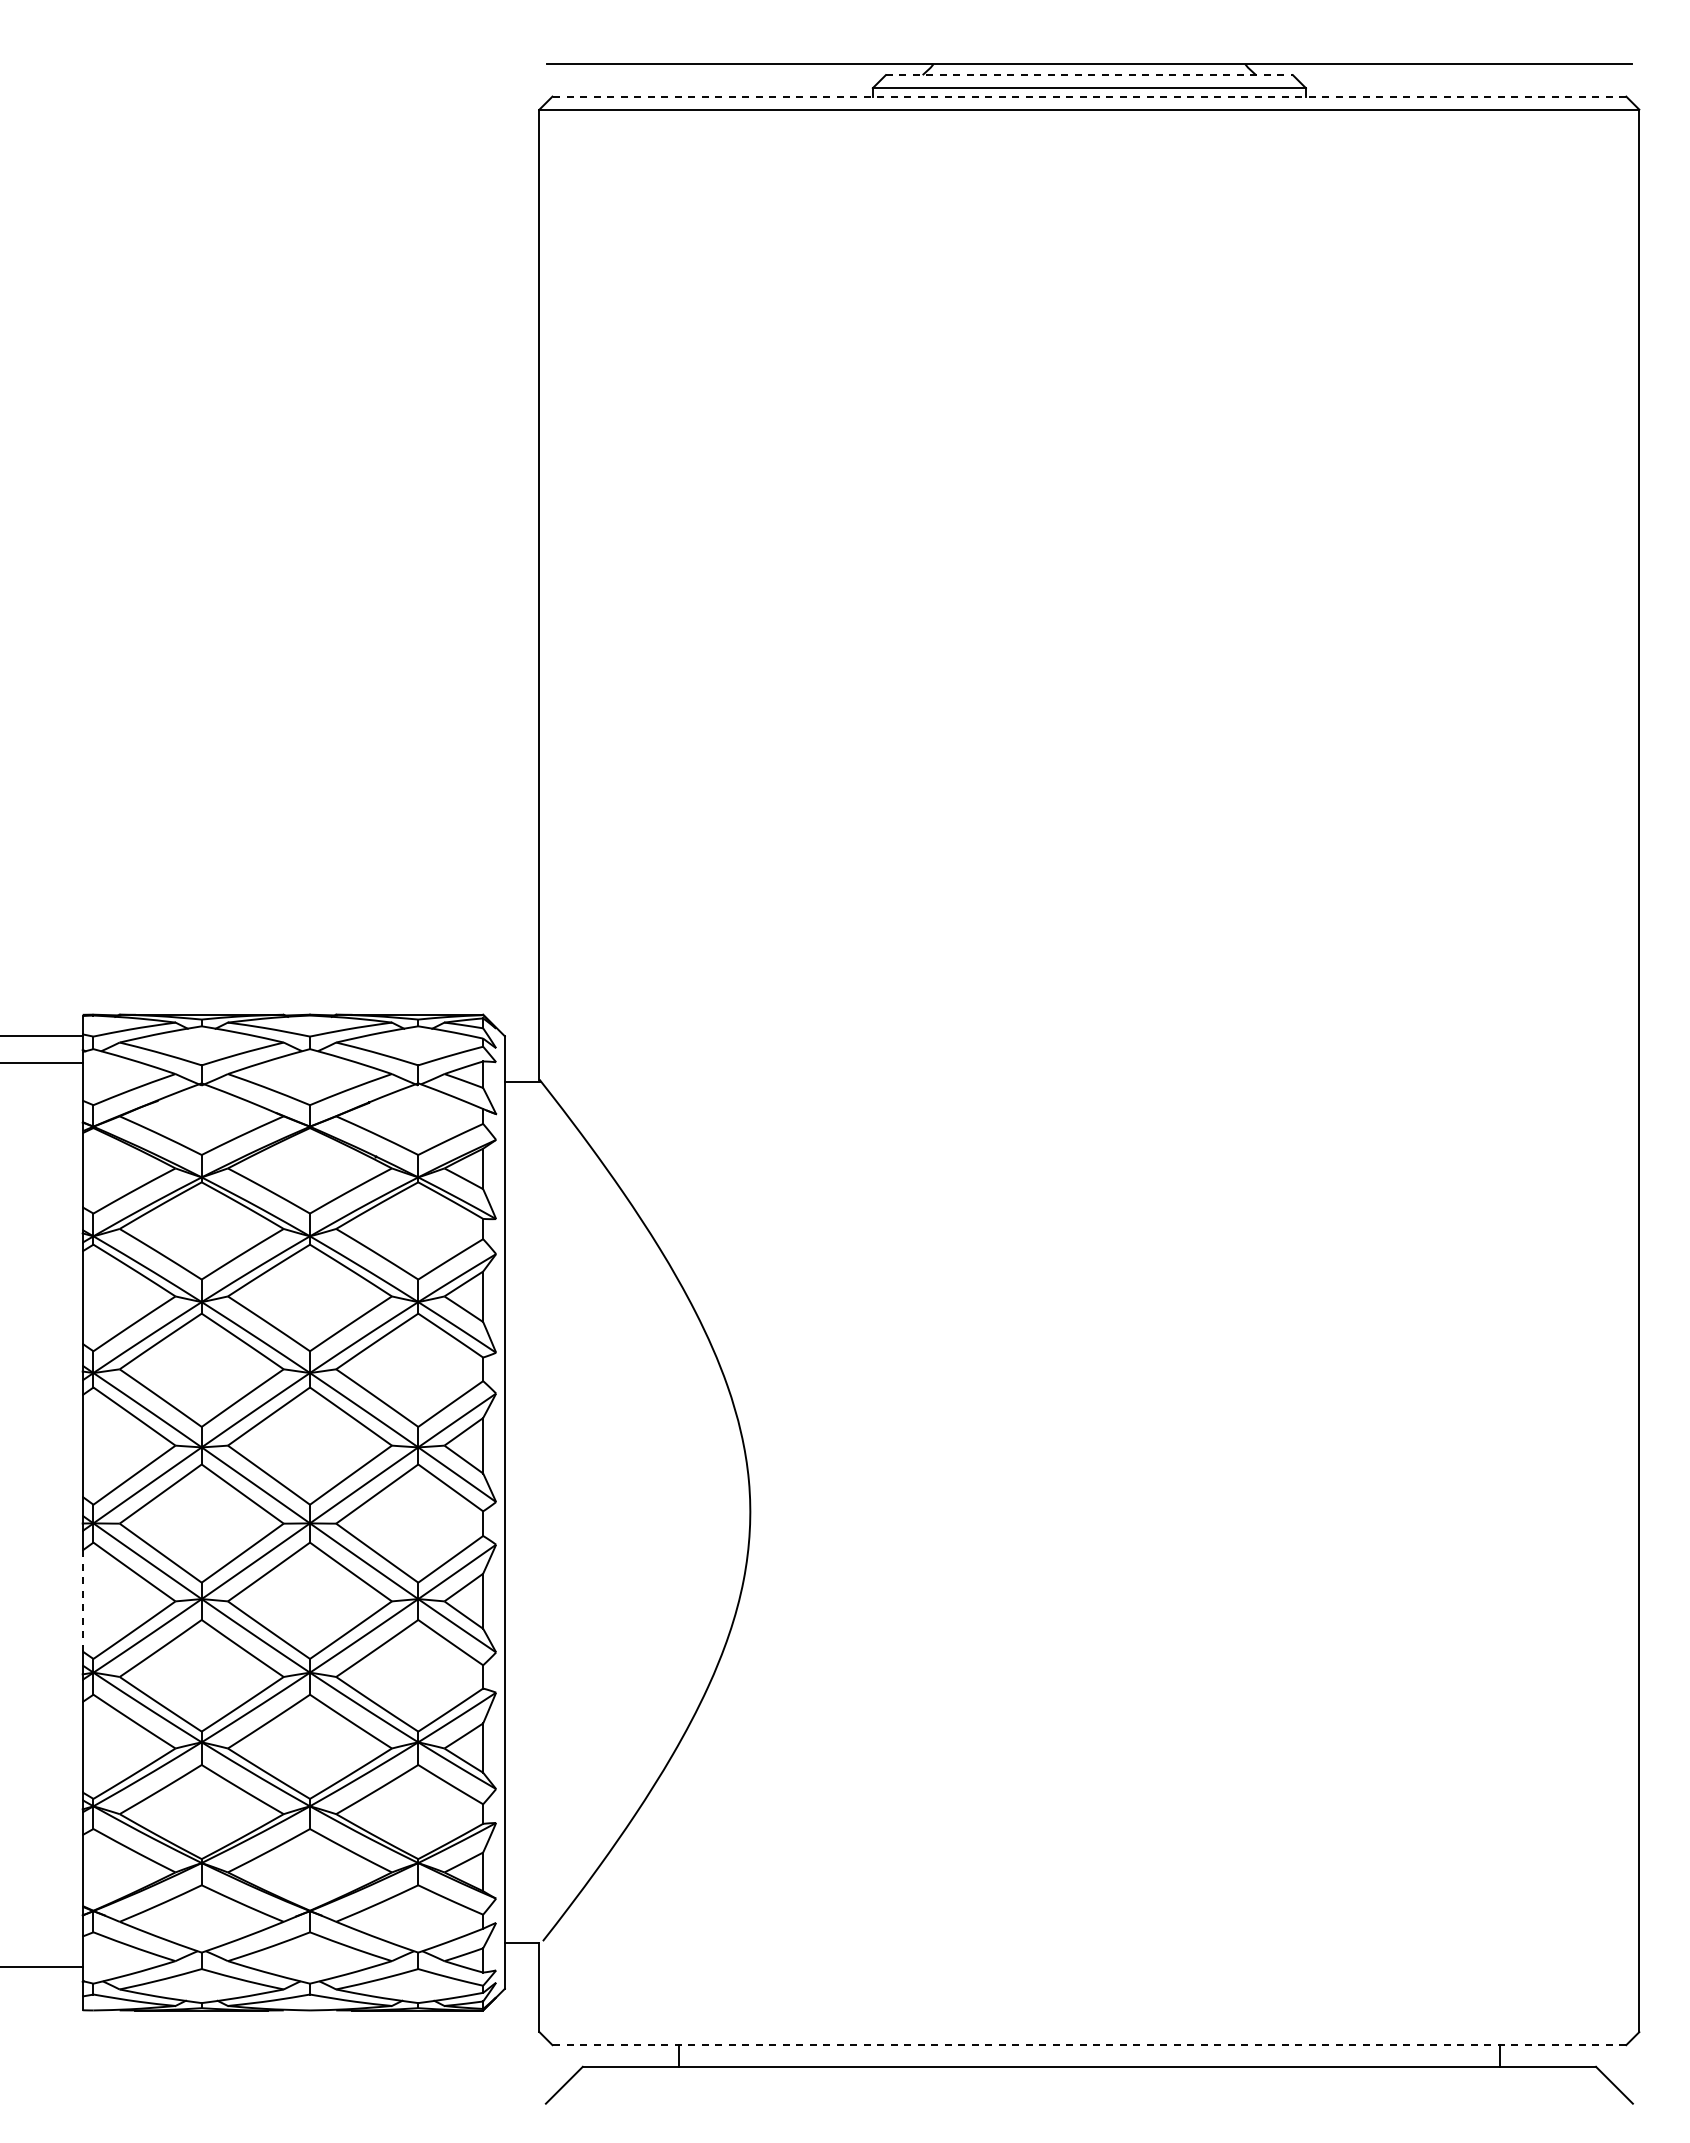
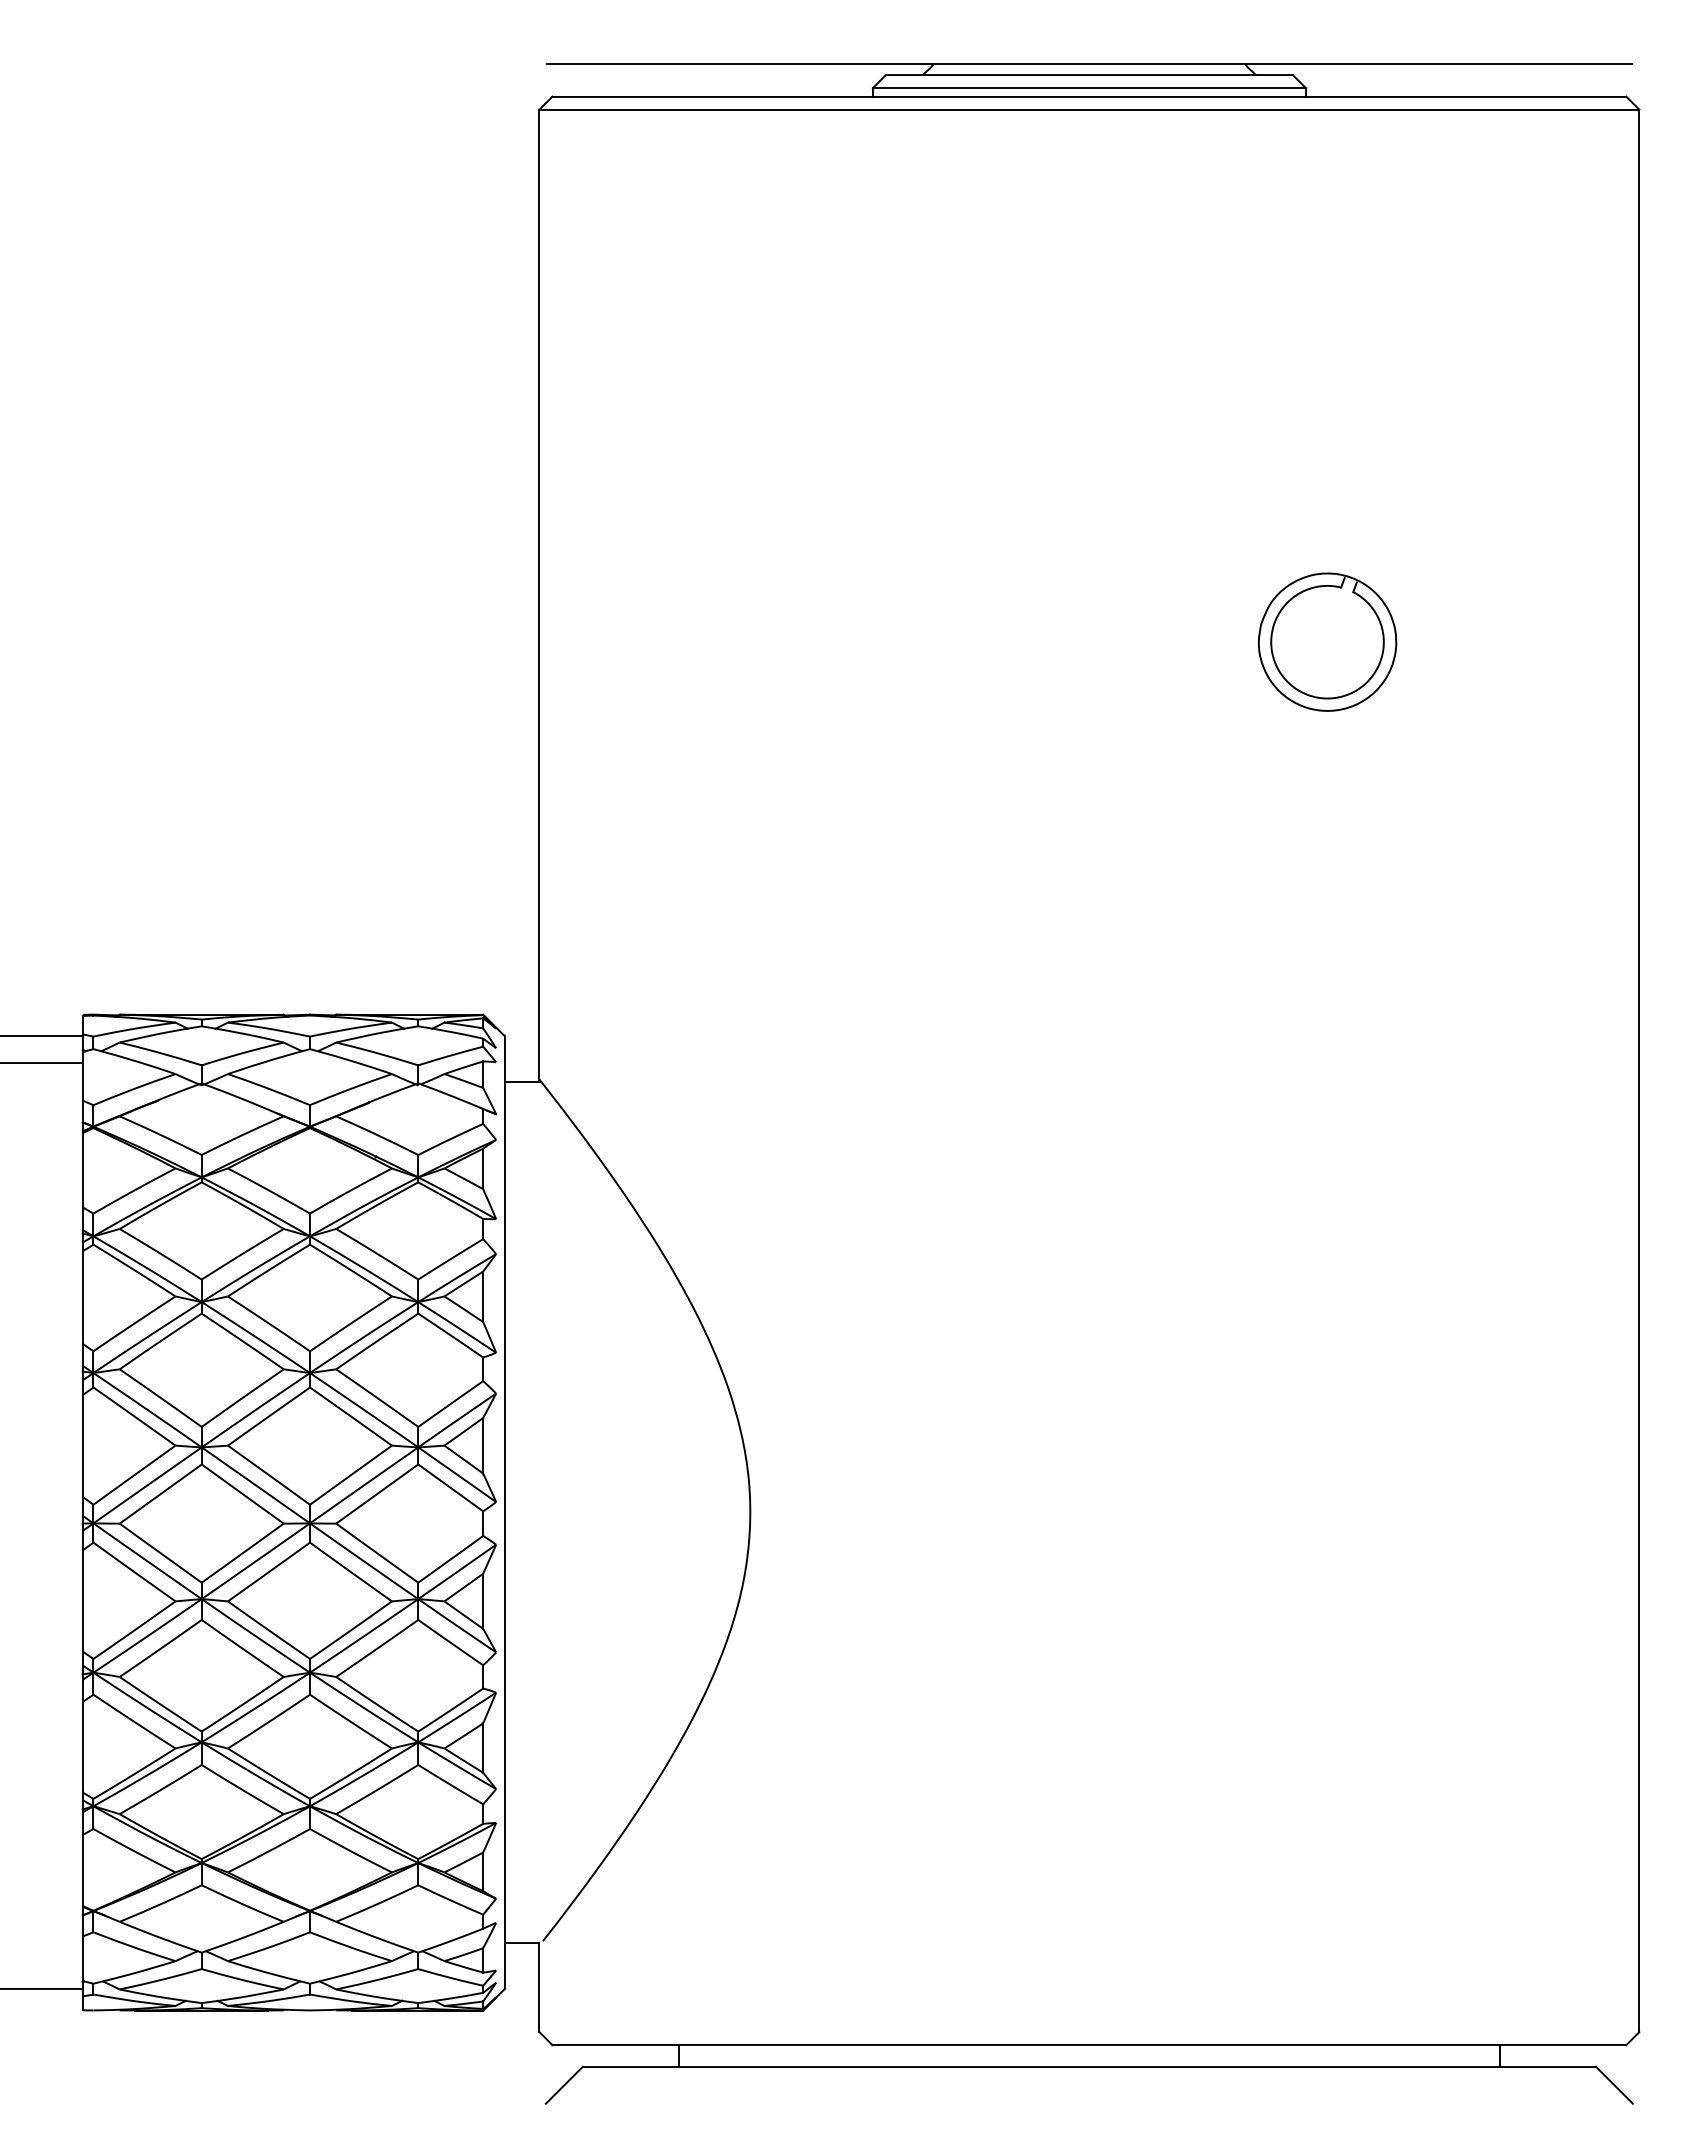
line: dashed -> solid (1089, 75)
line: dashed -> solid (1089, 96)
part: none -> present (1327, 641)
line: dashed -> solid (82, 1600)
line position: (42, 1966) -> (42, 1988) (42, 1988)
line: dashed -> solid (1089, 2045)
